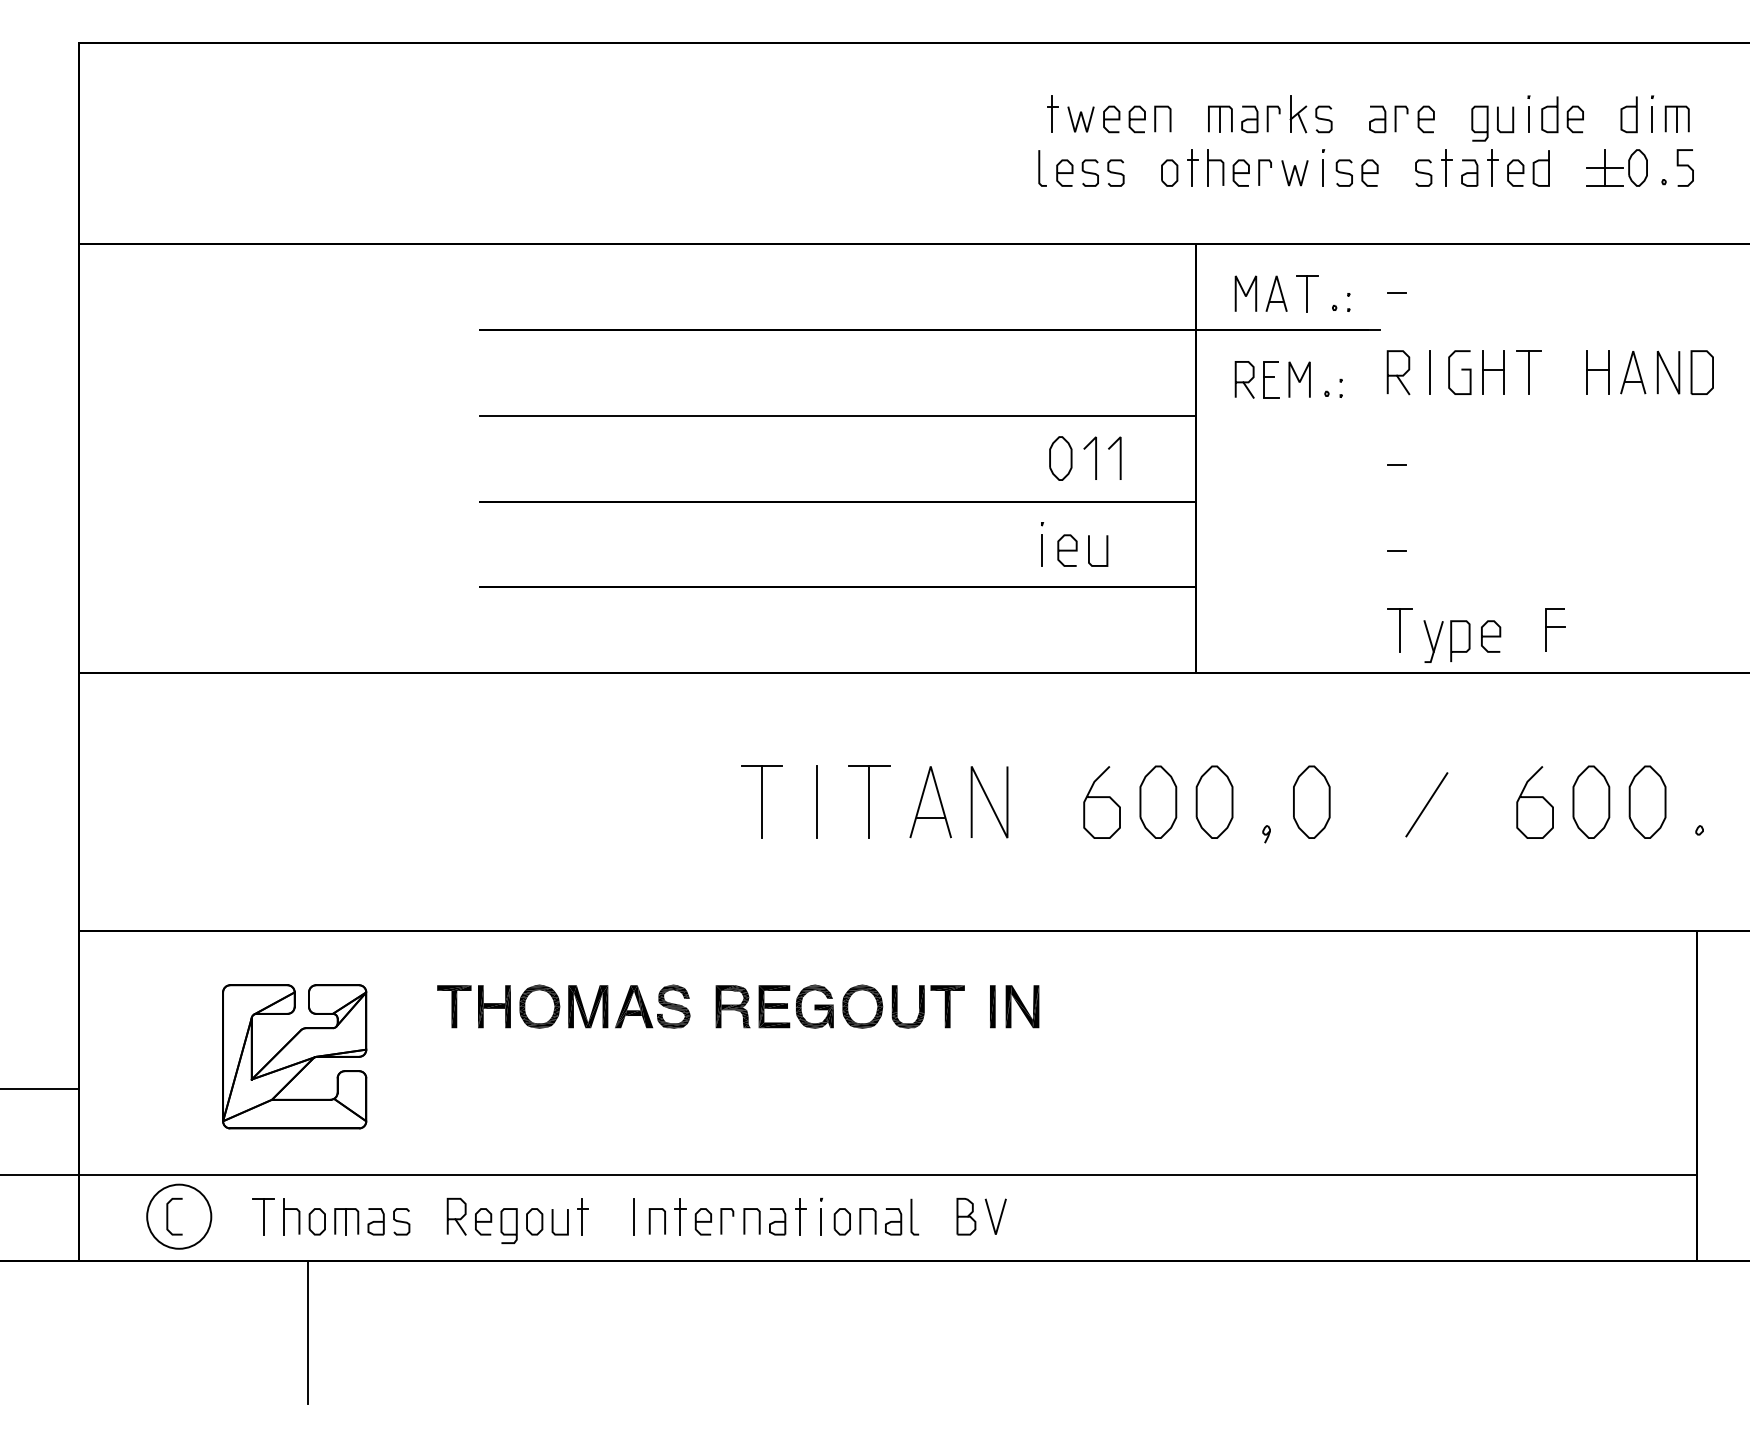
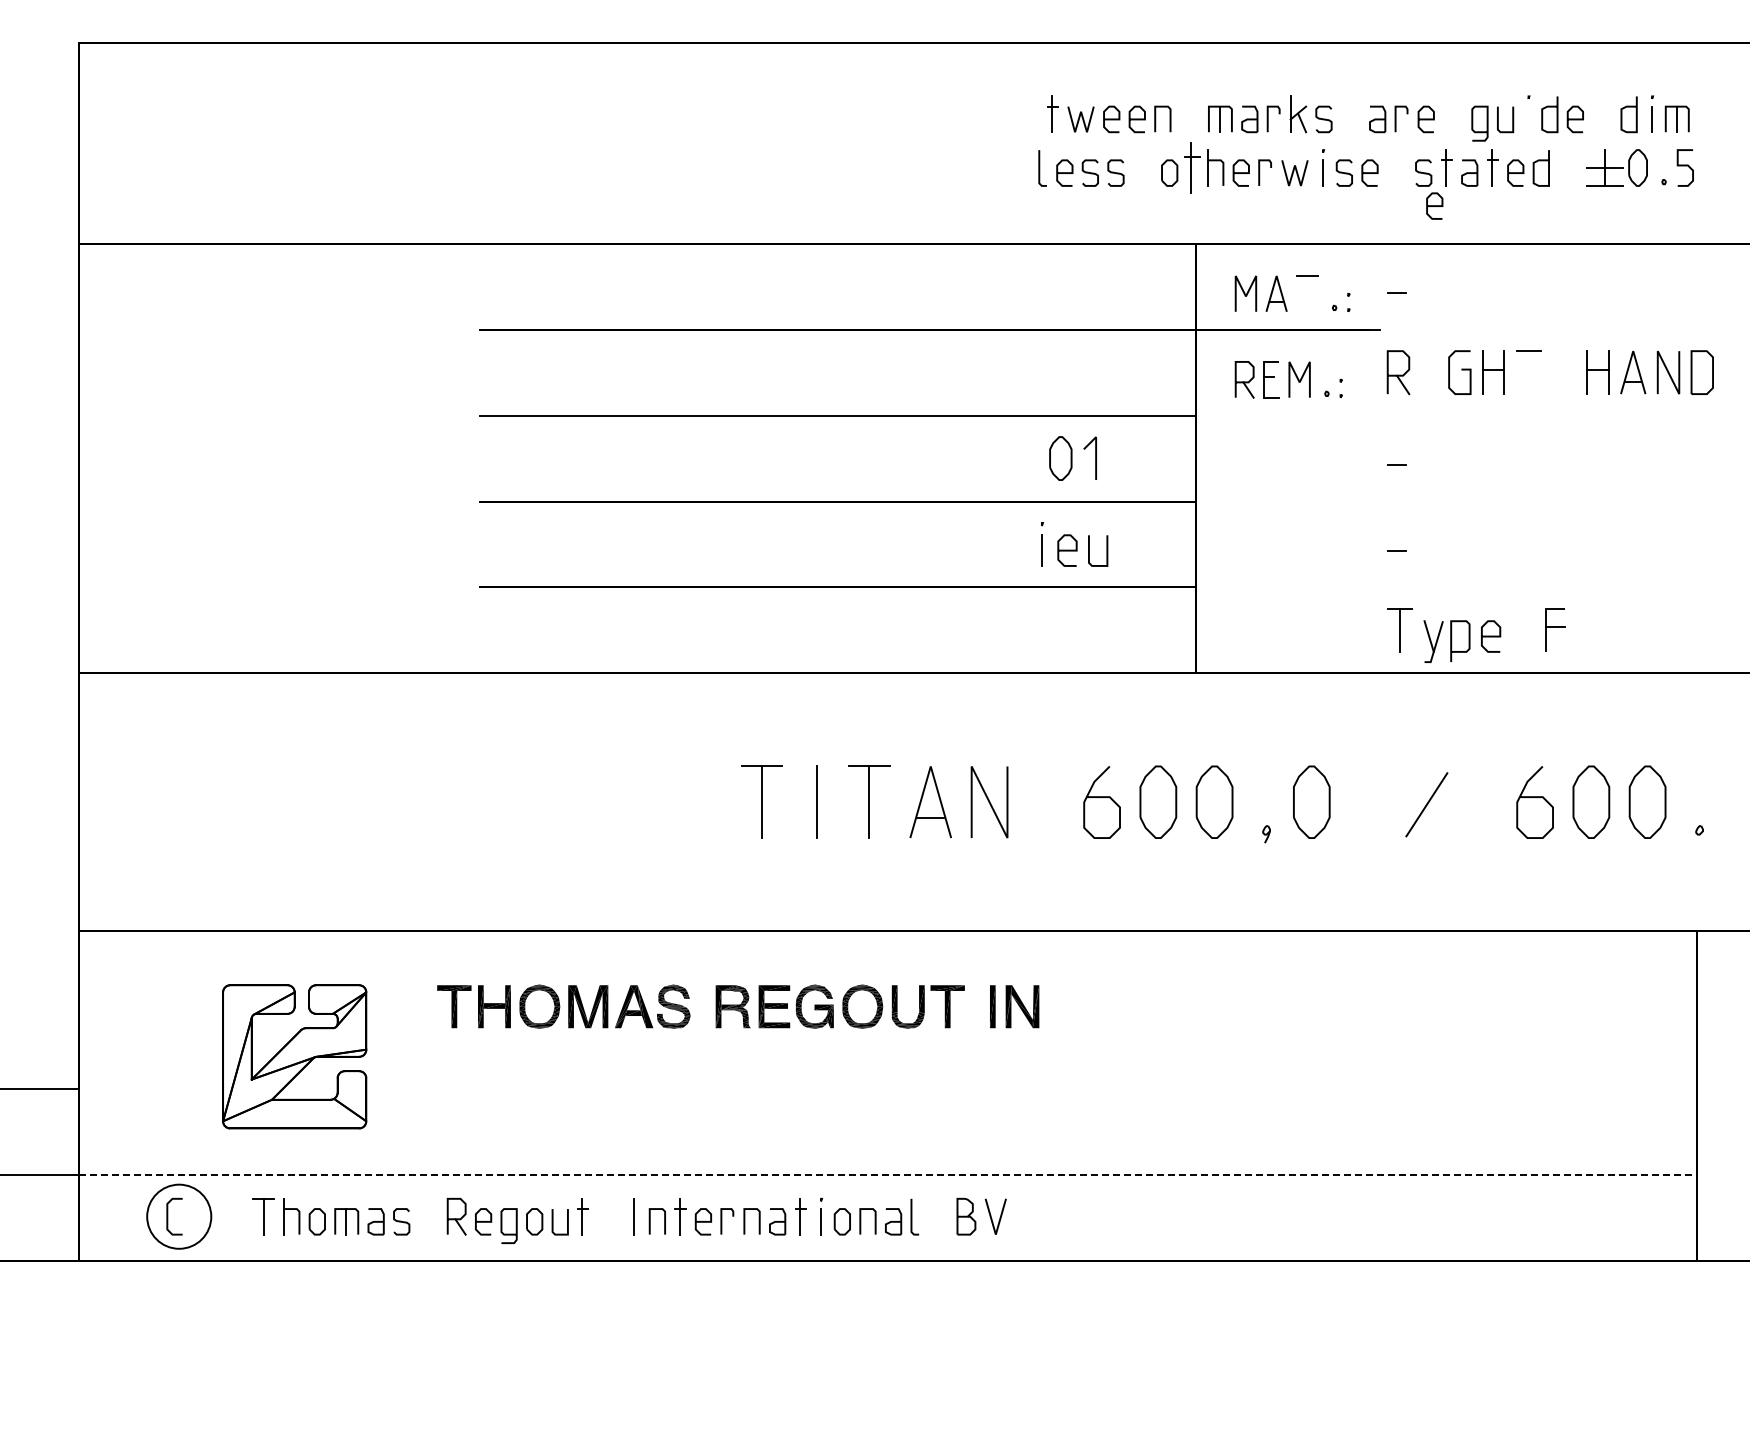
line: present -> none (1528, 119)
part size: 12x38 px -> 17x52 px (1192, 167)
curve: none -> present (1434, 205)
line: present -> none (1307, 293)
line: present -> none (1429, 372)
line: present -> none (1528, 372)
line: present -> none (1119, 457)
line: solid -> dashed (888, 1174)
line: present -> none (308, 1331)
